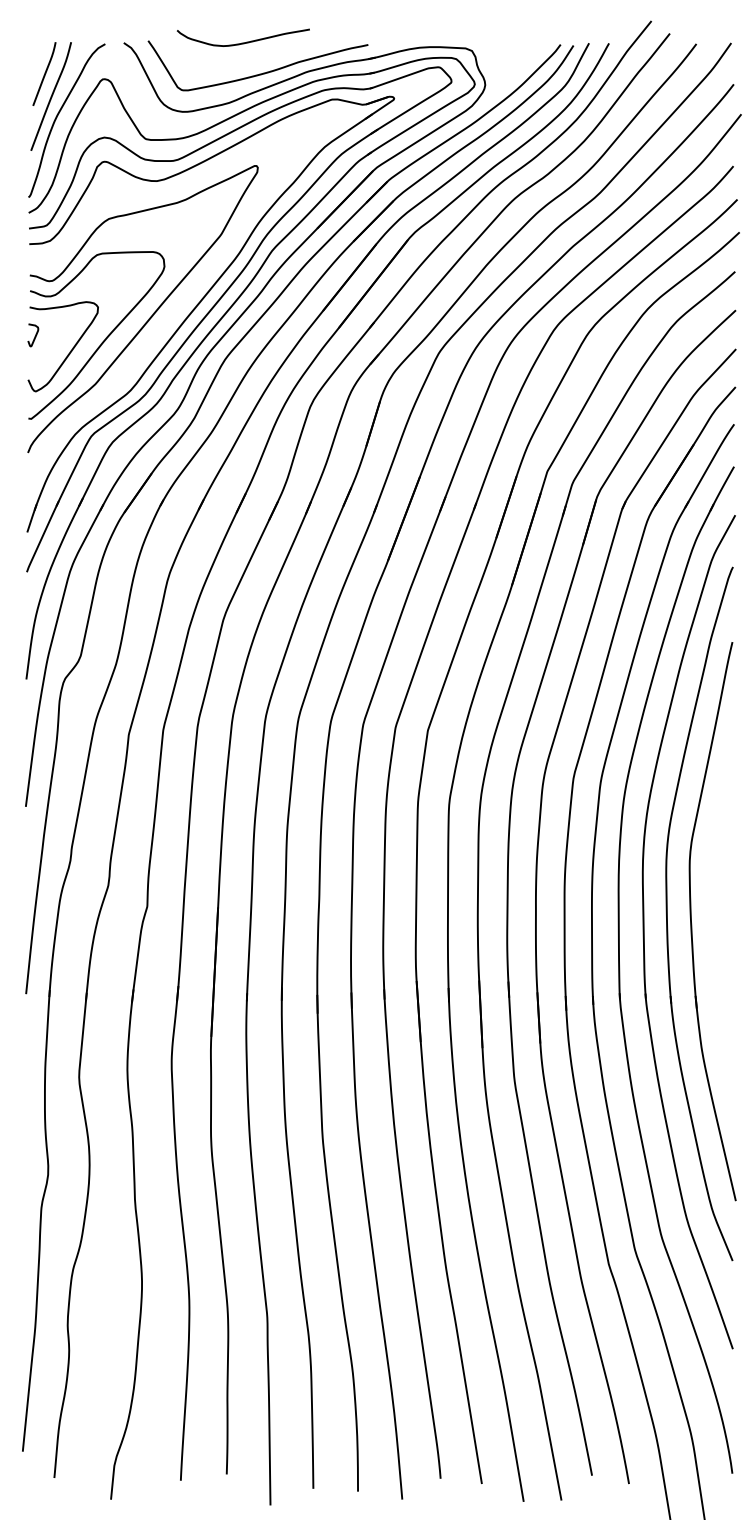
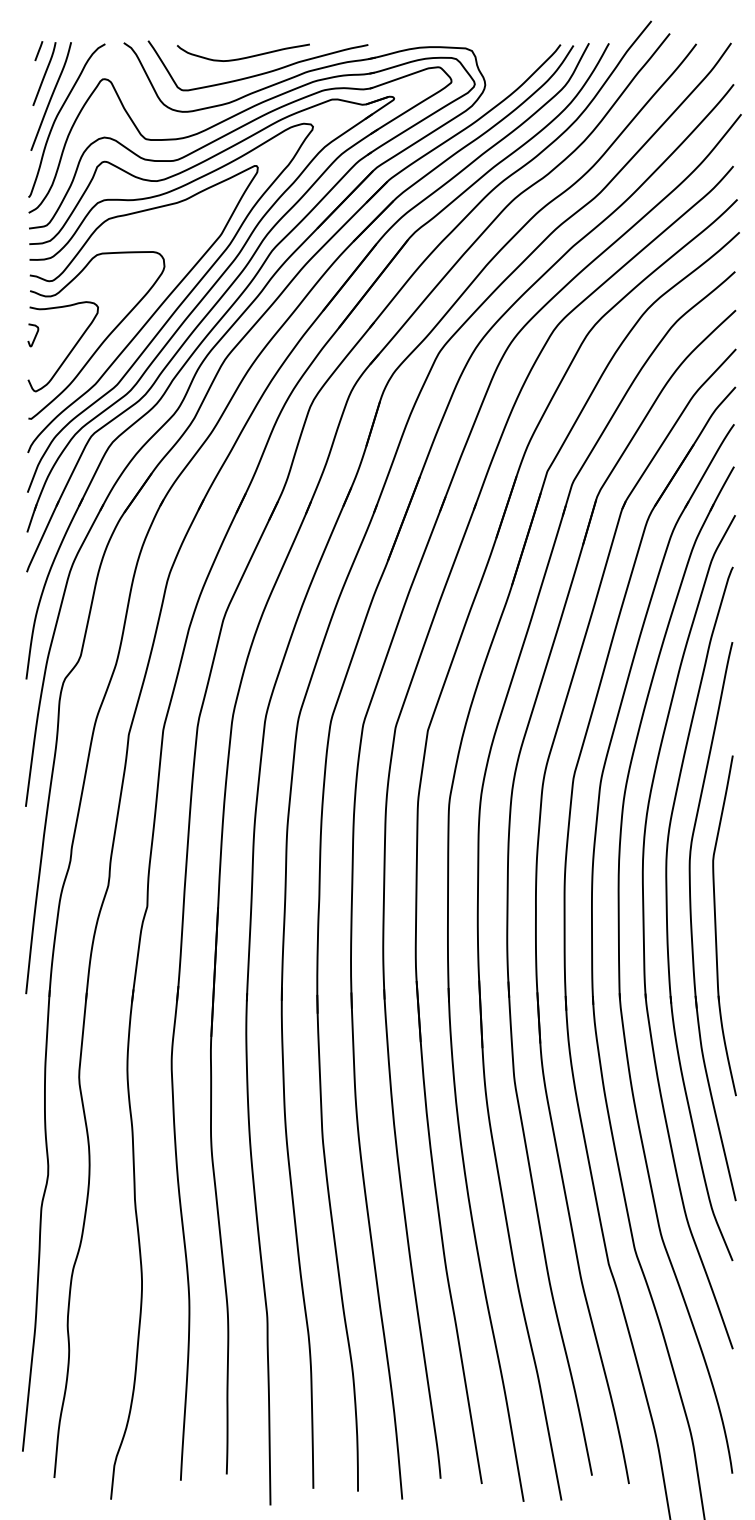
curve position: (246, 41) -> (246, 56) (246, 56)
line: none -> present (38, 51)
curve: none -> present (174, 310)
part: none -> present (716, 925)
